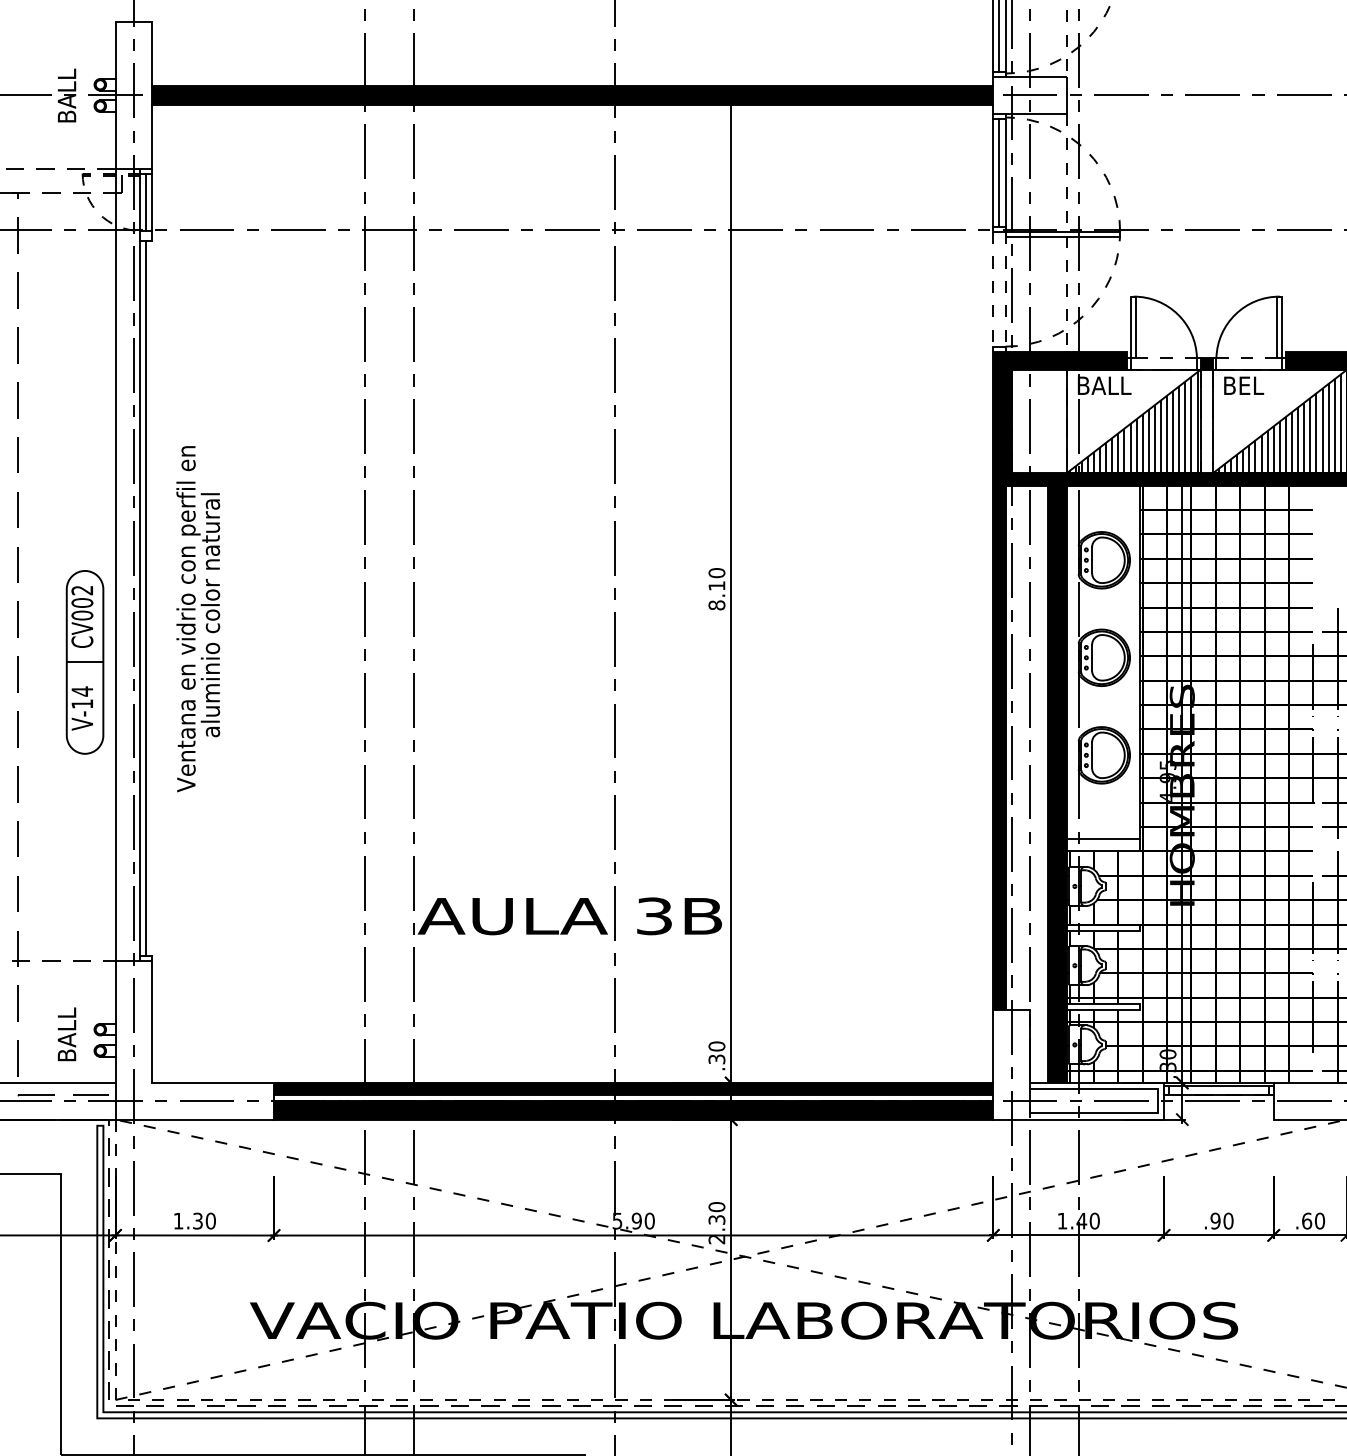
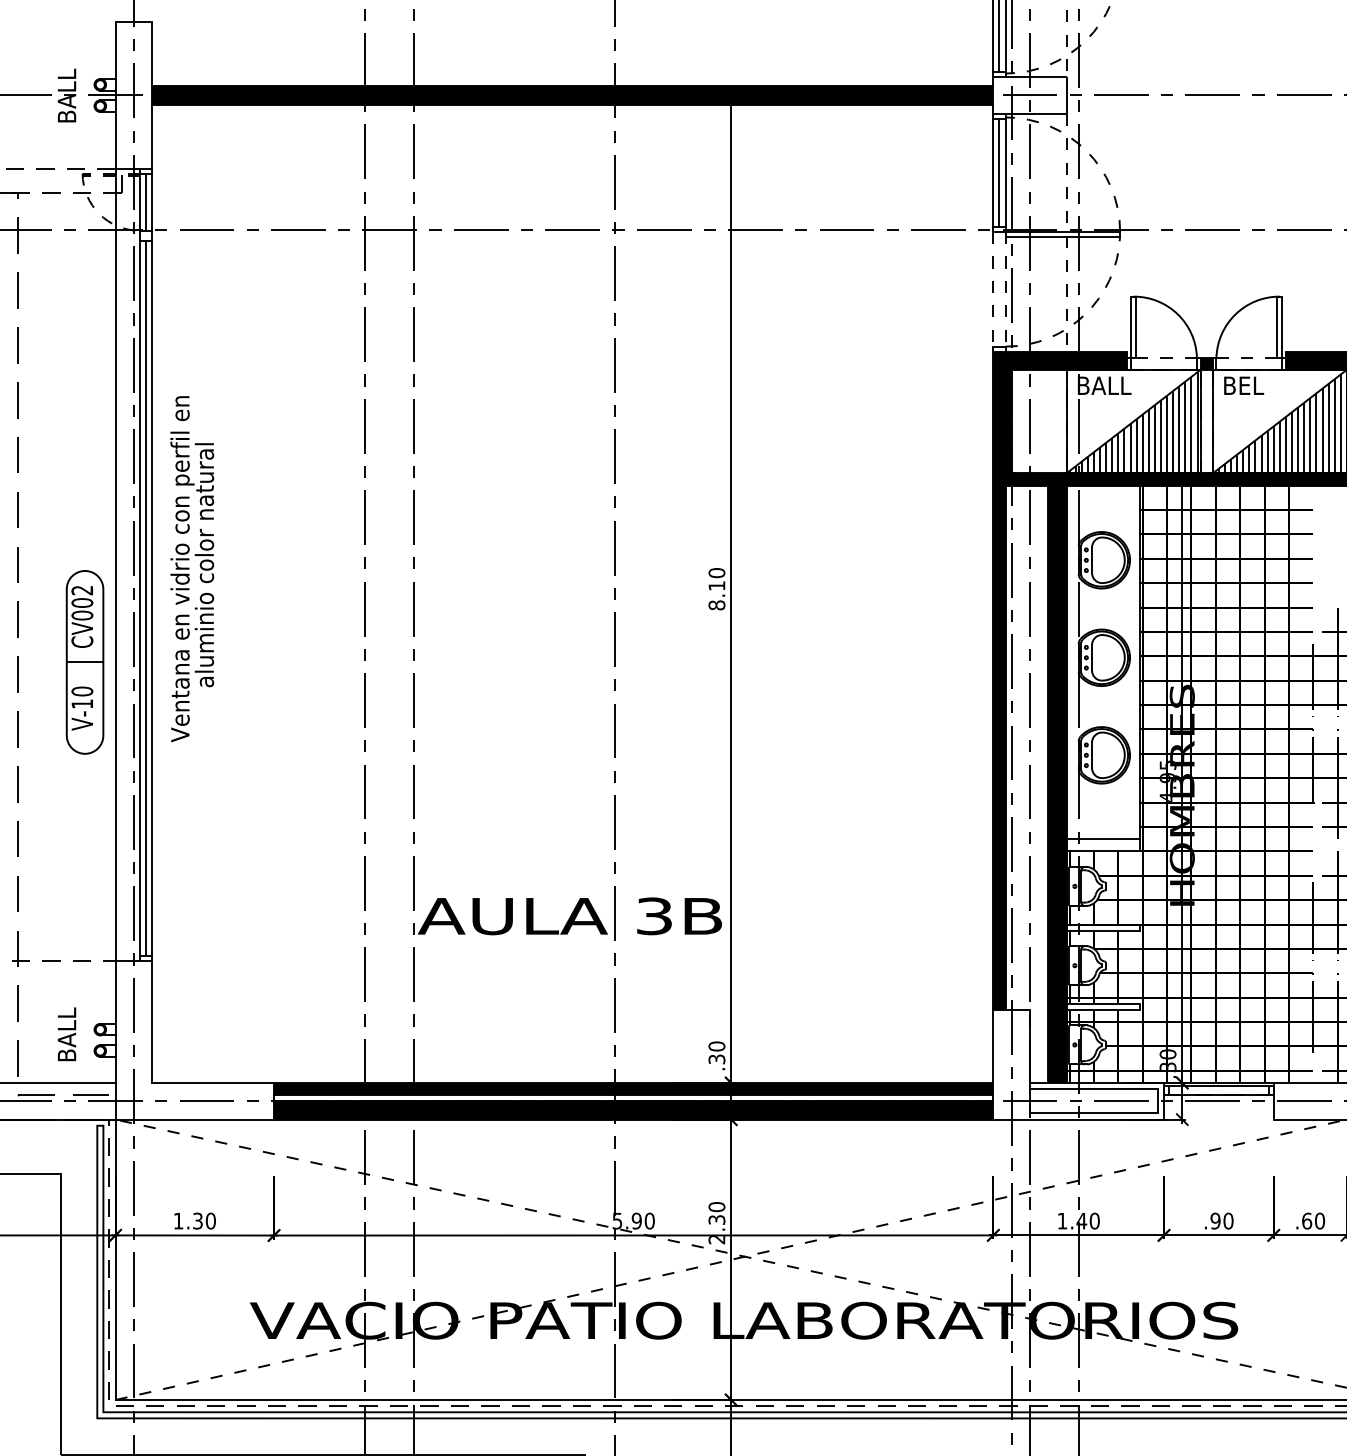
line: none -> present (152, 598)
text position: (198, 619) -> (192, 569) (192, 569)
text: V-14 -> V-10 (82, 691)
line: dashed -> solid (590, 1399)
